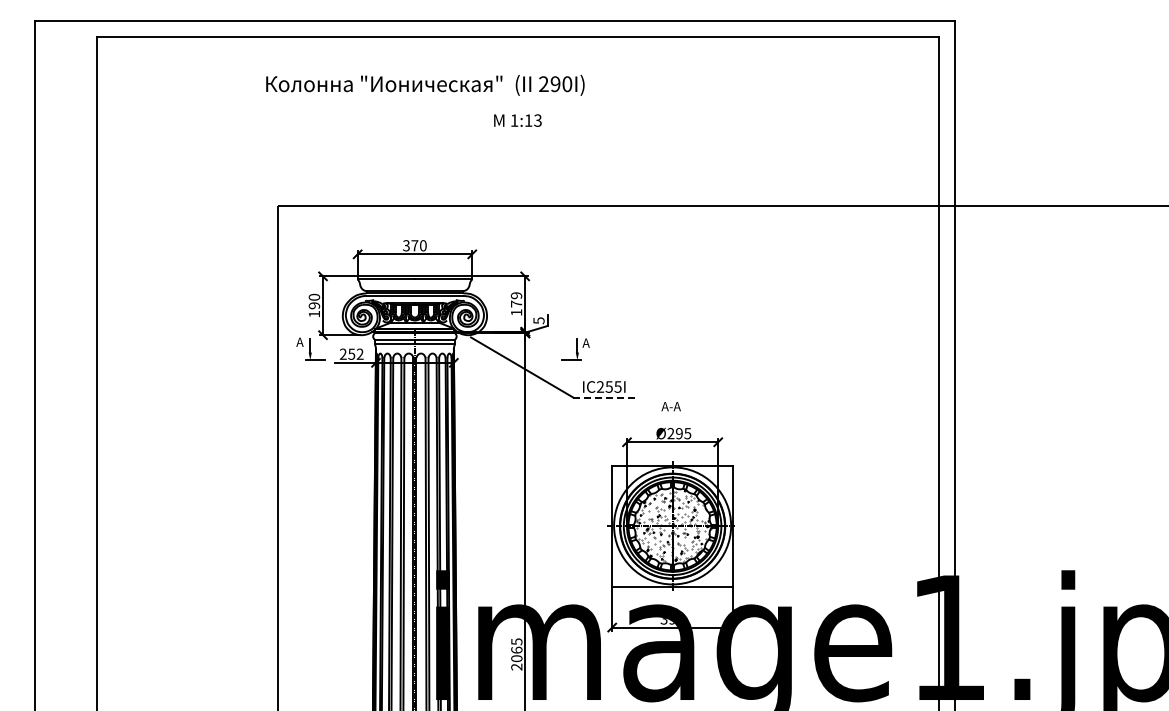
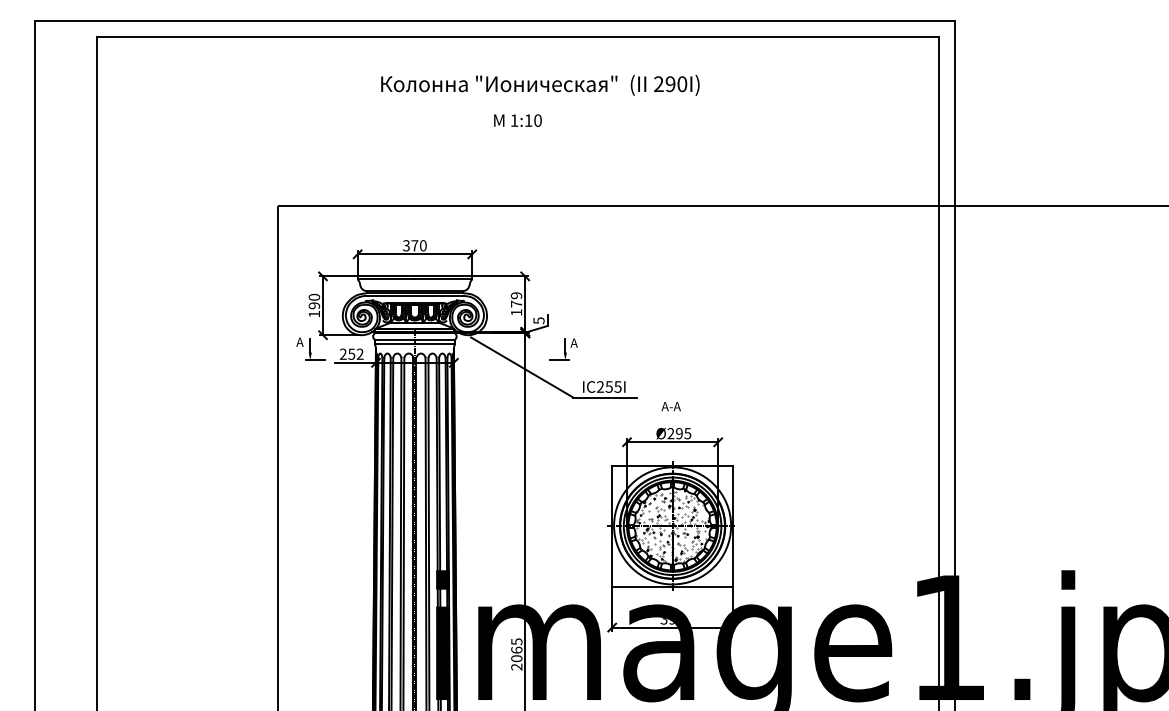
text position: (425, 84) -> (540, 84) (540, 84)
text: 1:13 -> 1:10 (537, 120)
part position: (575, 349) -> (563, 349) (563, 349)
line: dashed -> solid (605, 397)
